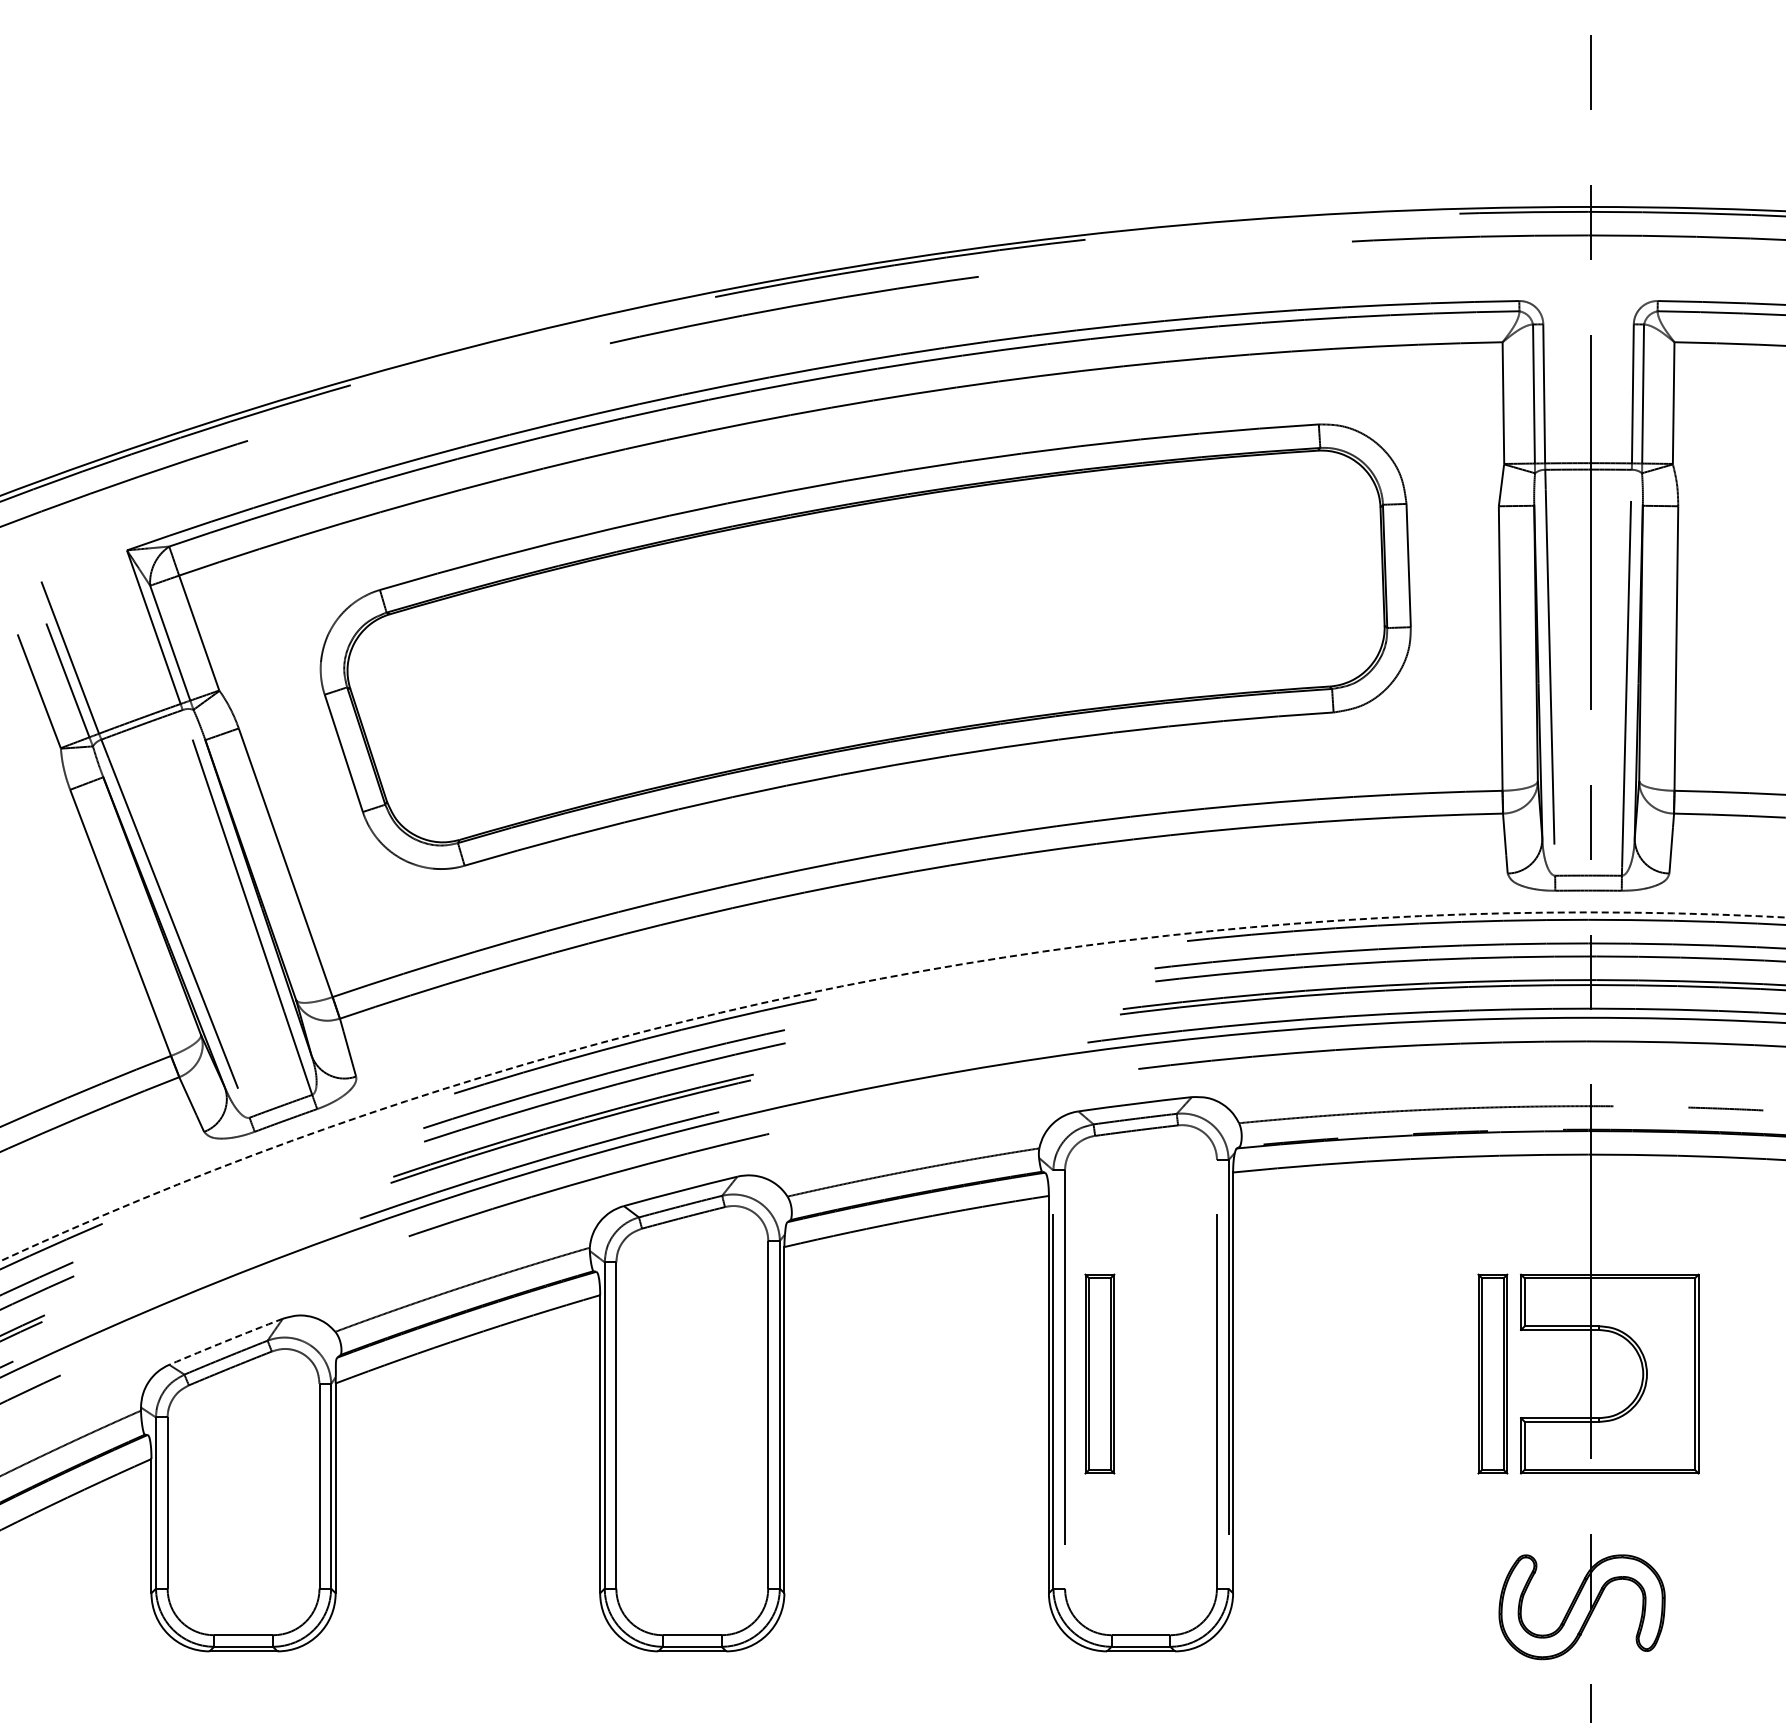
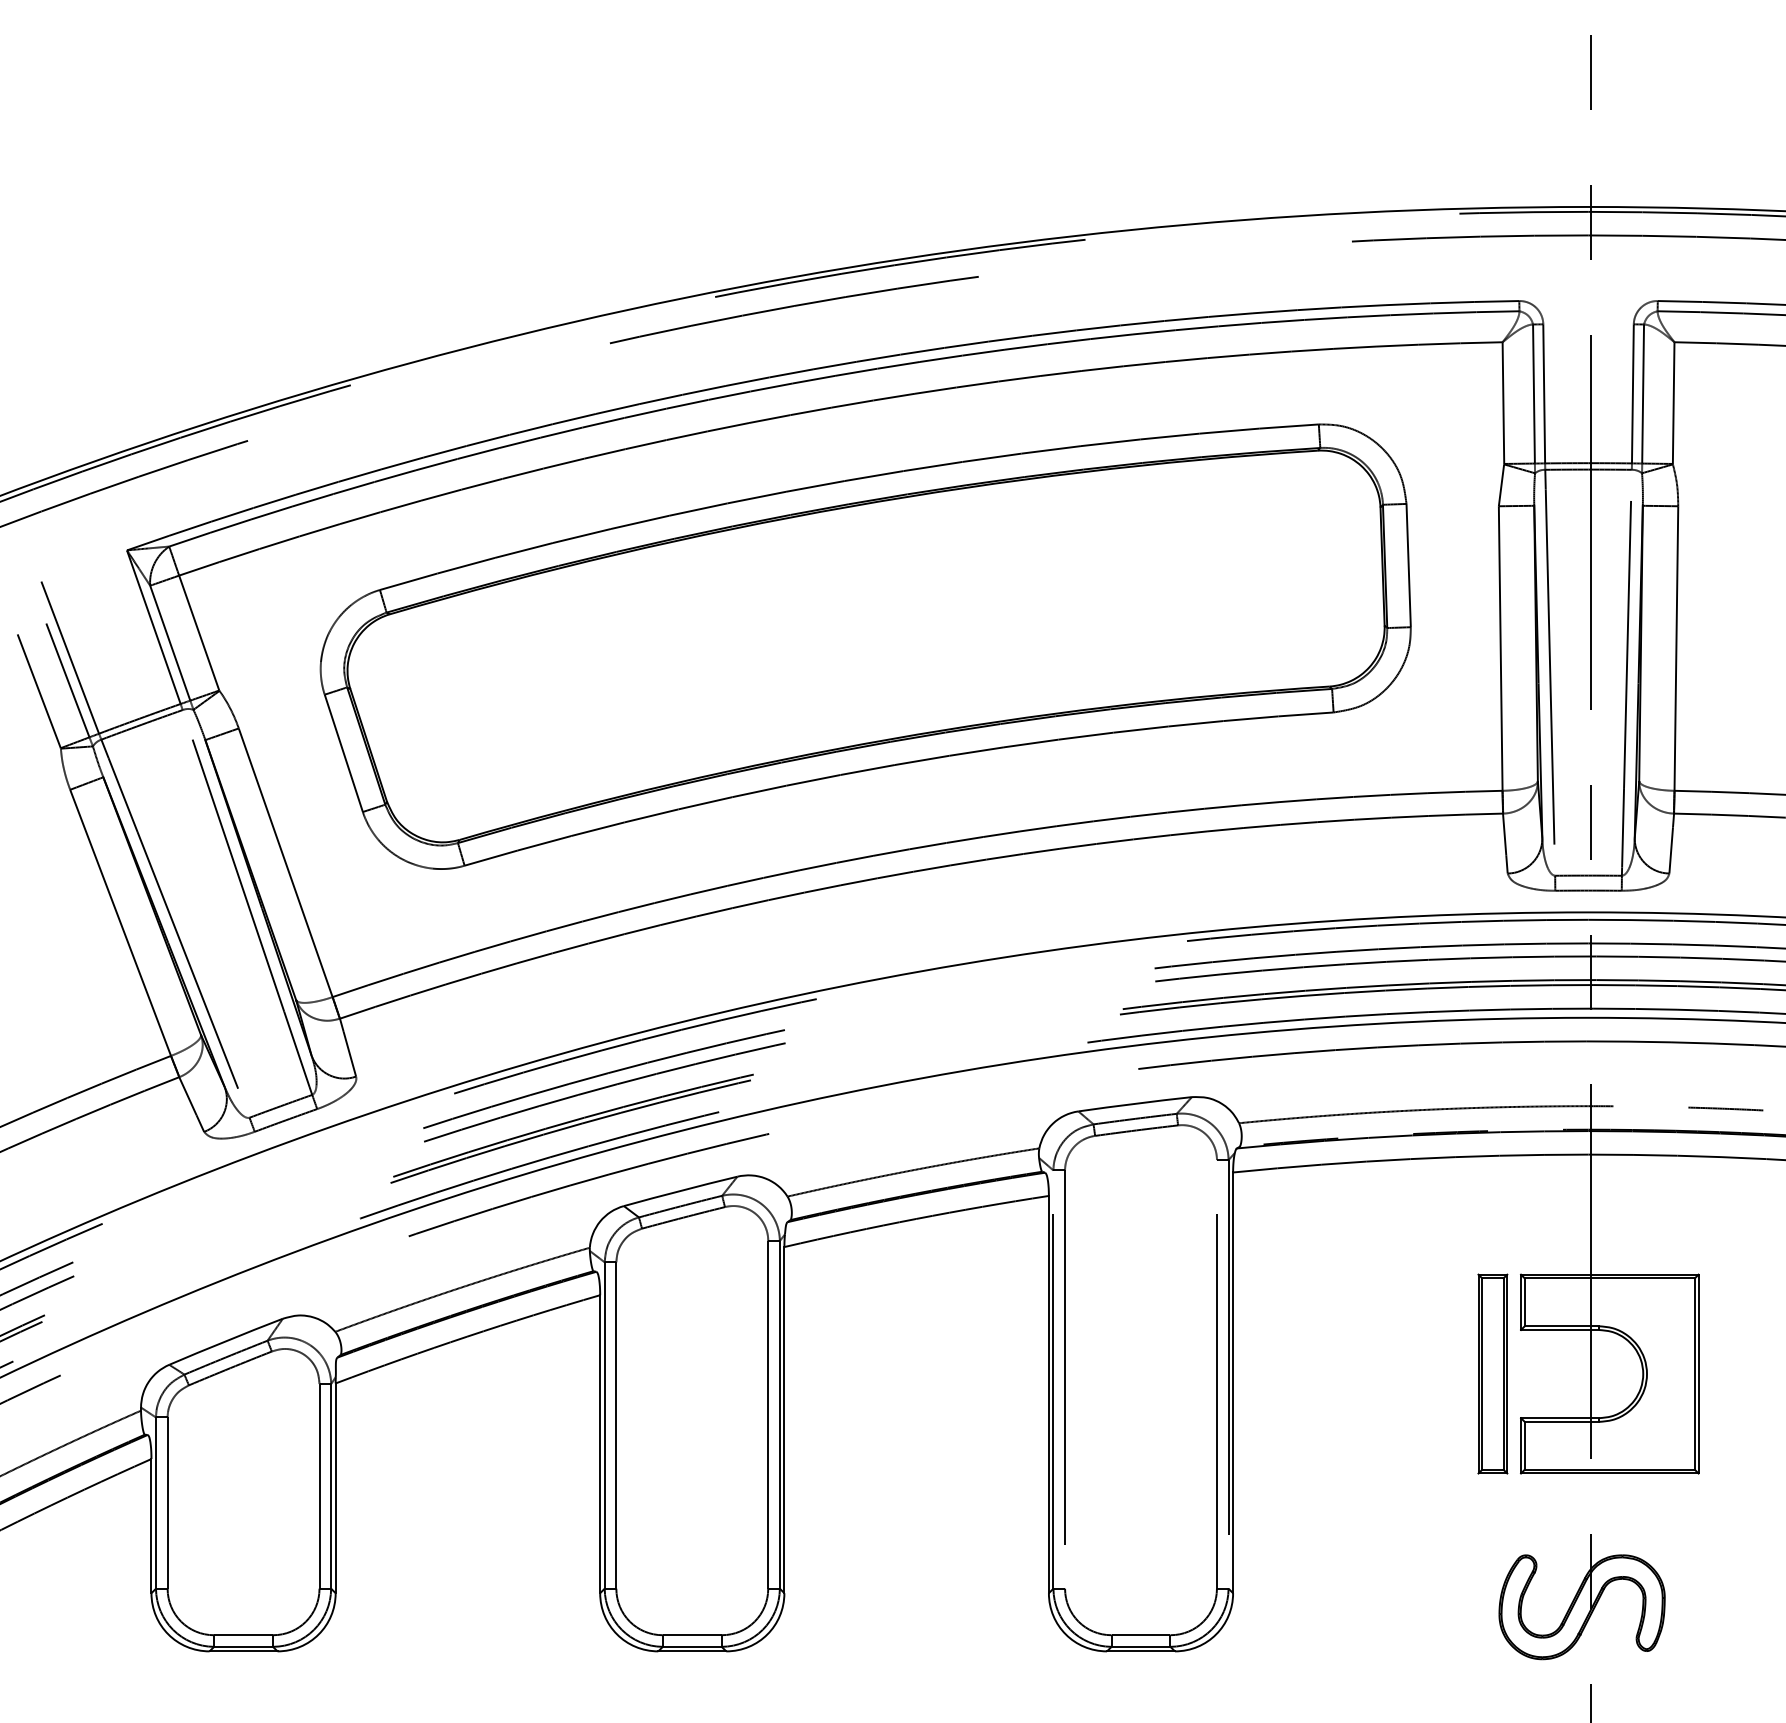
arc: dashed -> solid (872, 980)
arc: dashed -> solid (225, 1341)
part: present -> none (1099, 1373)
